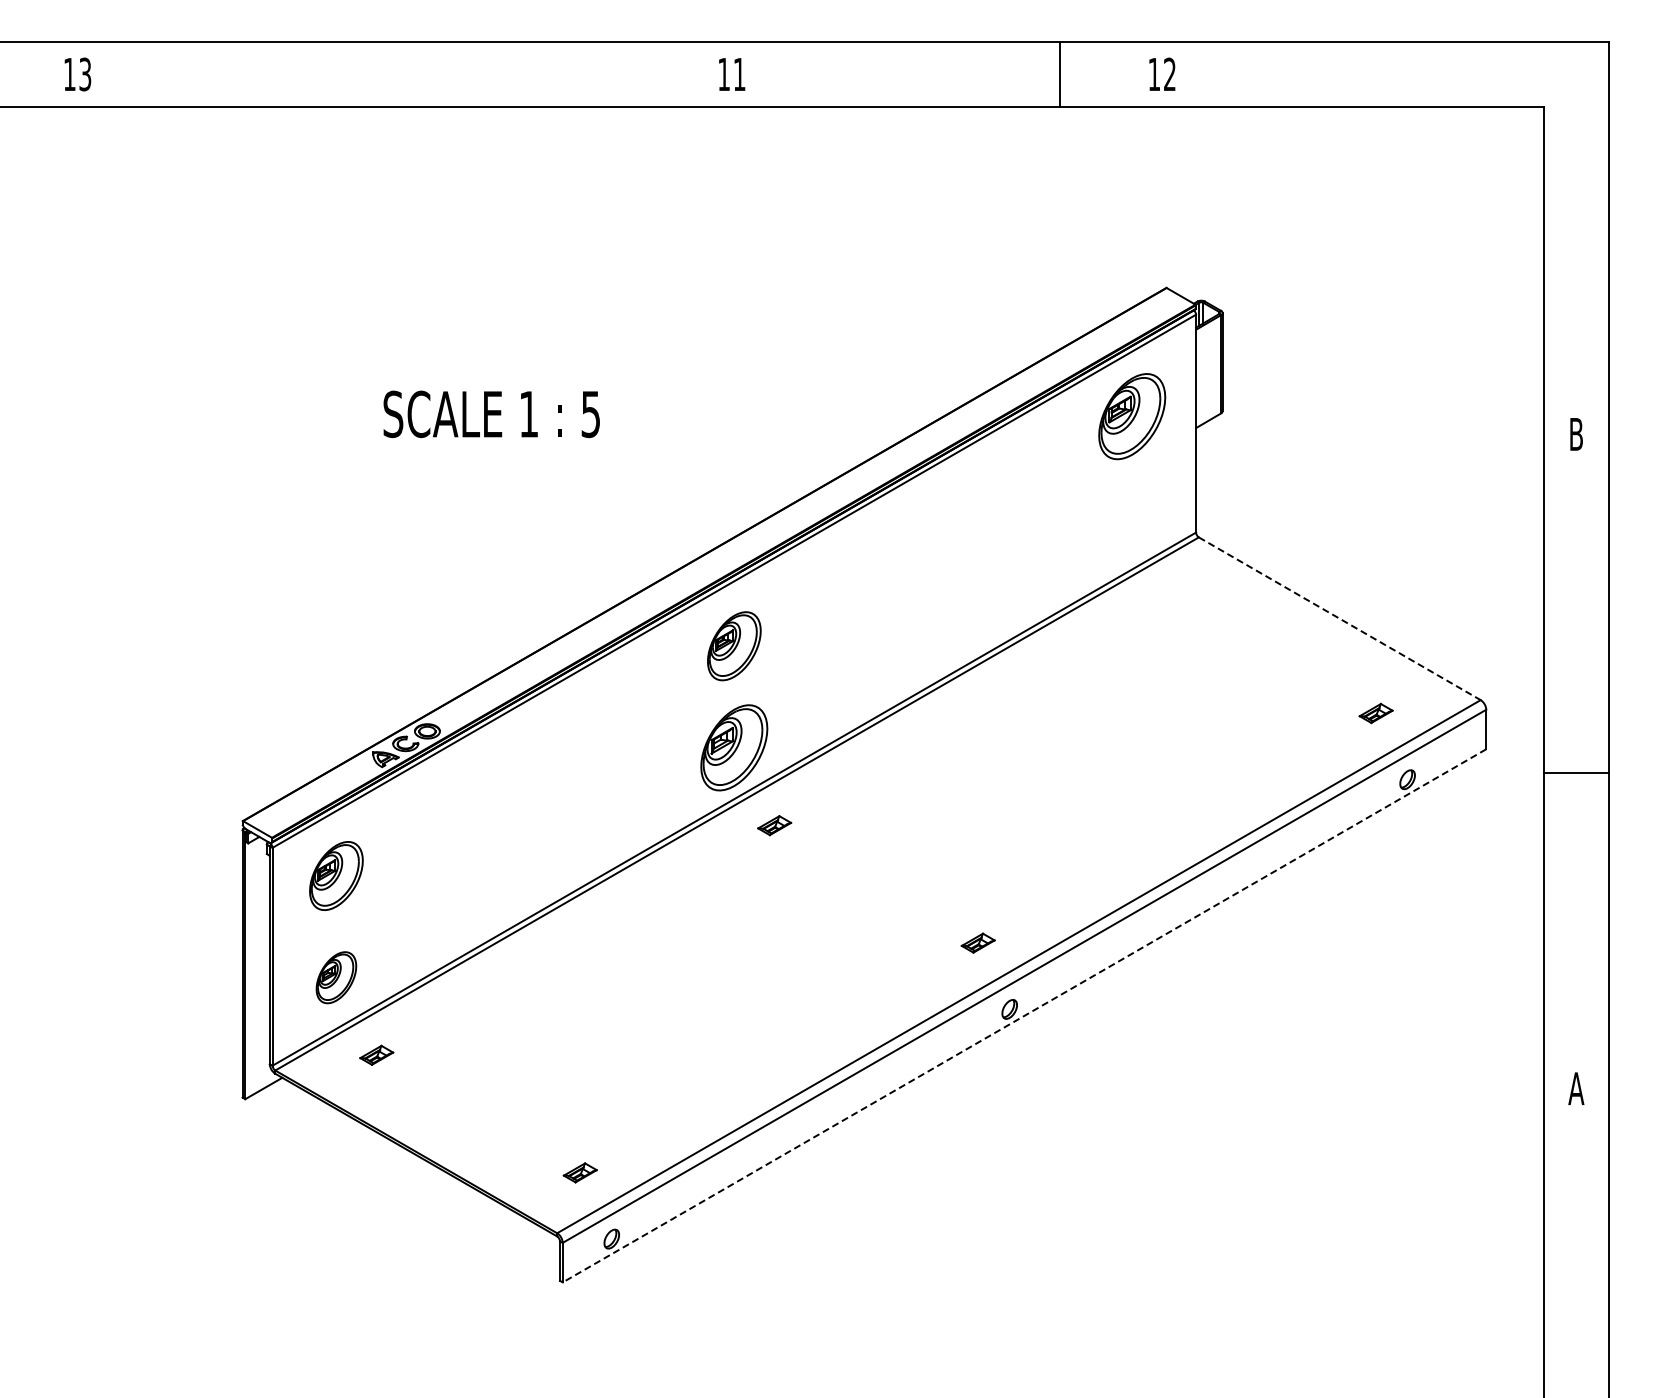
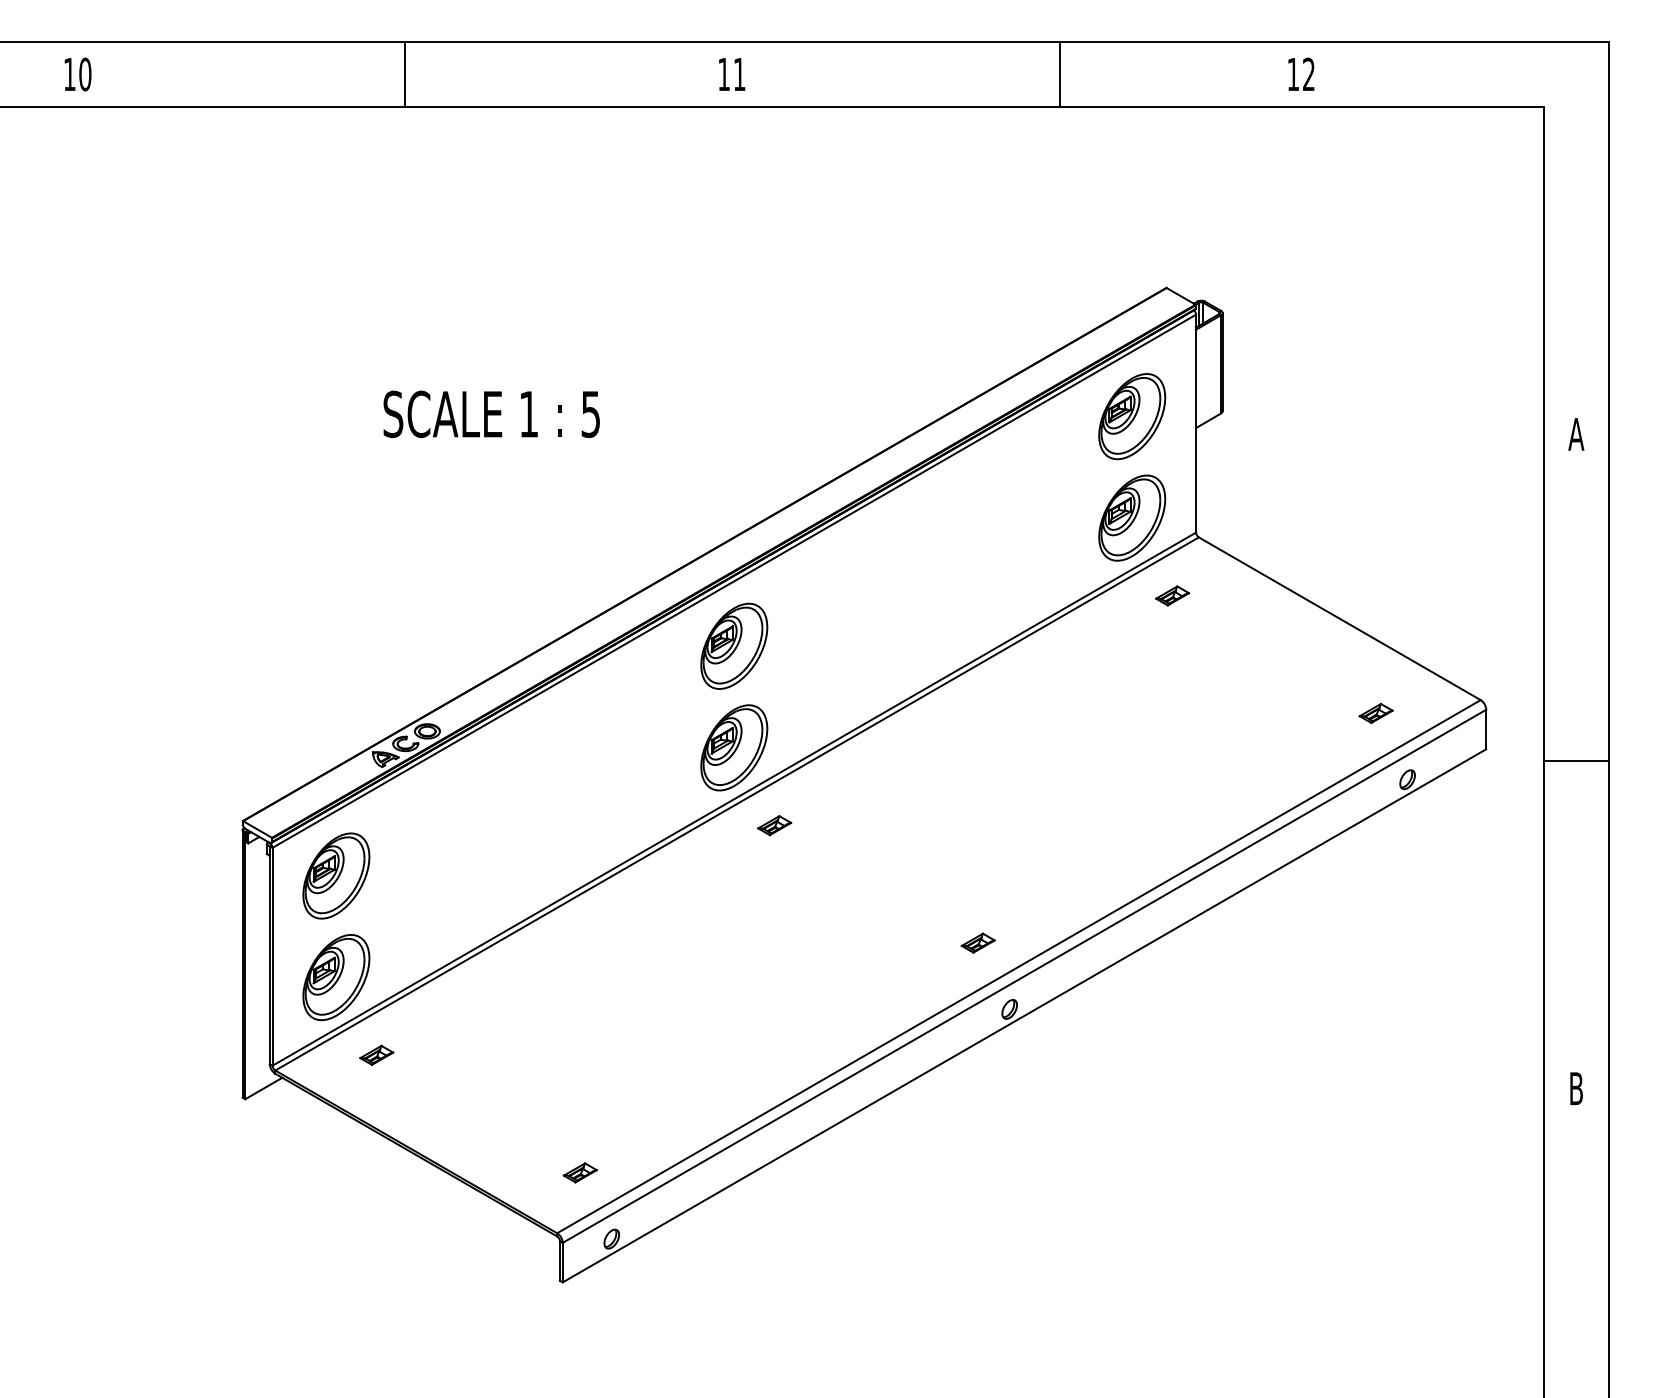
text position: (1162, 73) -> (1301, 73) (1301, 73)
text: 13 -> 10 (85, 74)
line: none -> present (405, 74)
text: B -> A (1576, 434)
part: none -> present (1132, 517)
part: none -> present (1172, 595)
line: dashed -> solid (1339, 618)
part size: 55x71 px -> 69x88 px (734, 645)
line position: (1576, 773) -> (1576, 761) (1576, 761)
part size: 55x70 px -> 69x88 px (336, 875)
part size: 43x54 px -> 69x88 px (336, 977)
line: dashed -> solid (1024, 1016)
text: A -> B (1576, 1088)
